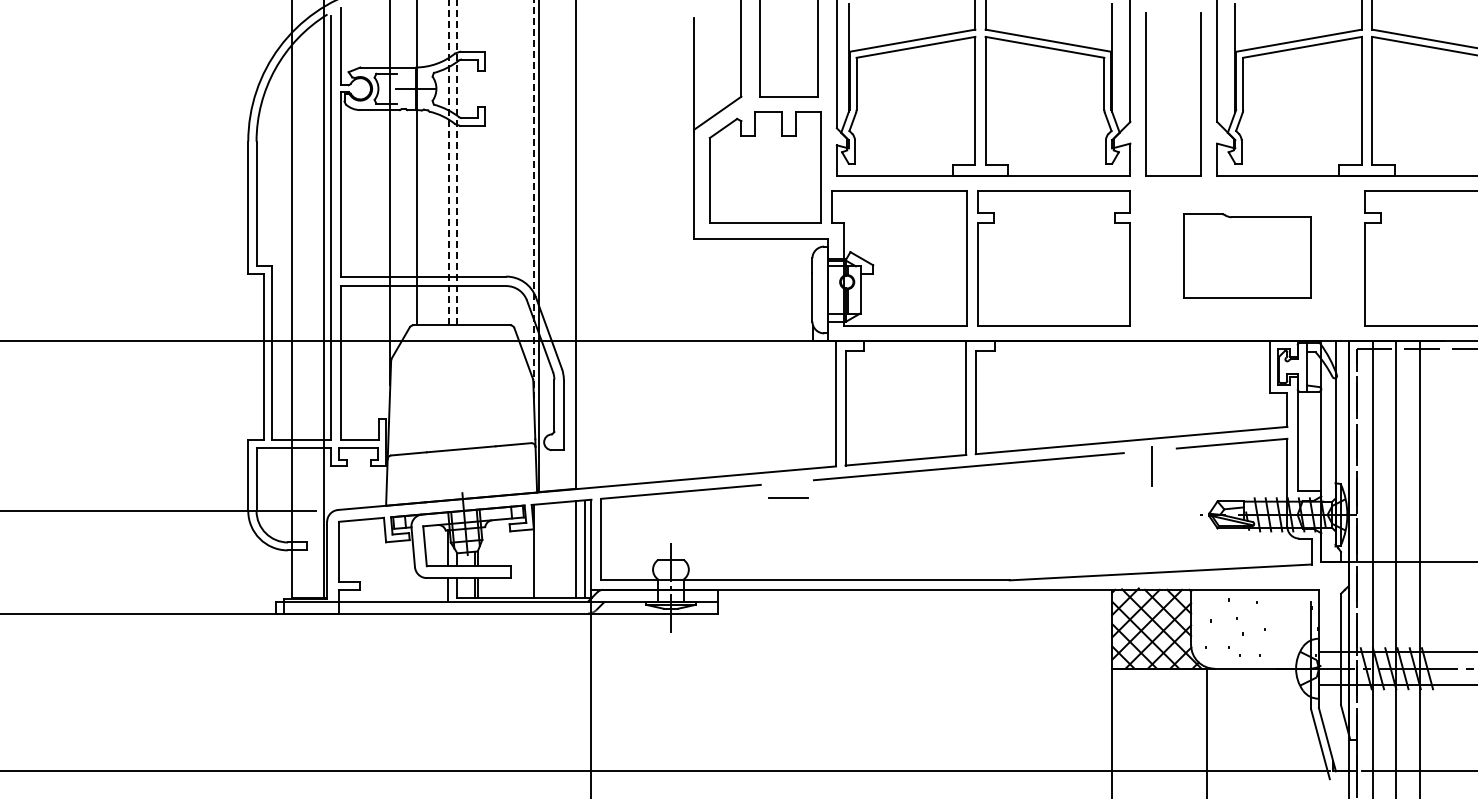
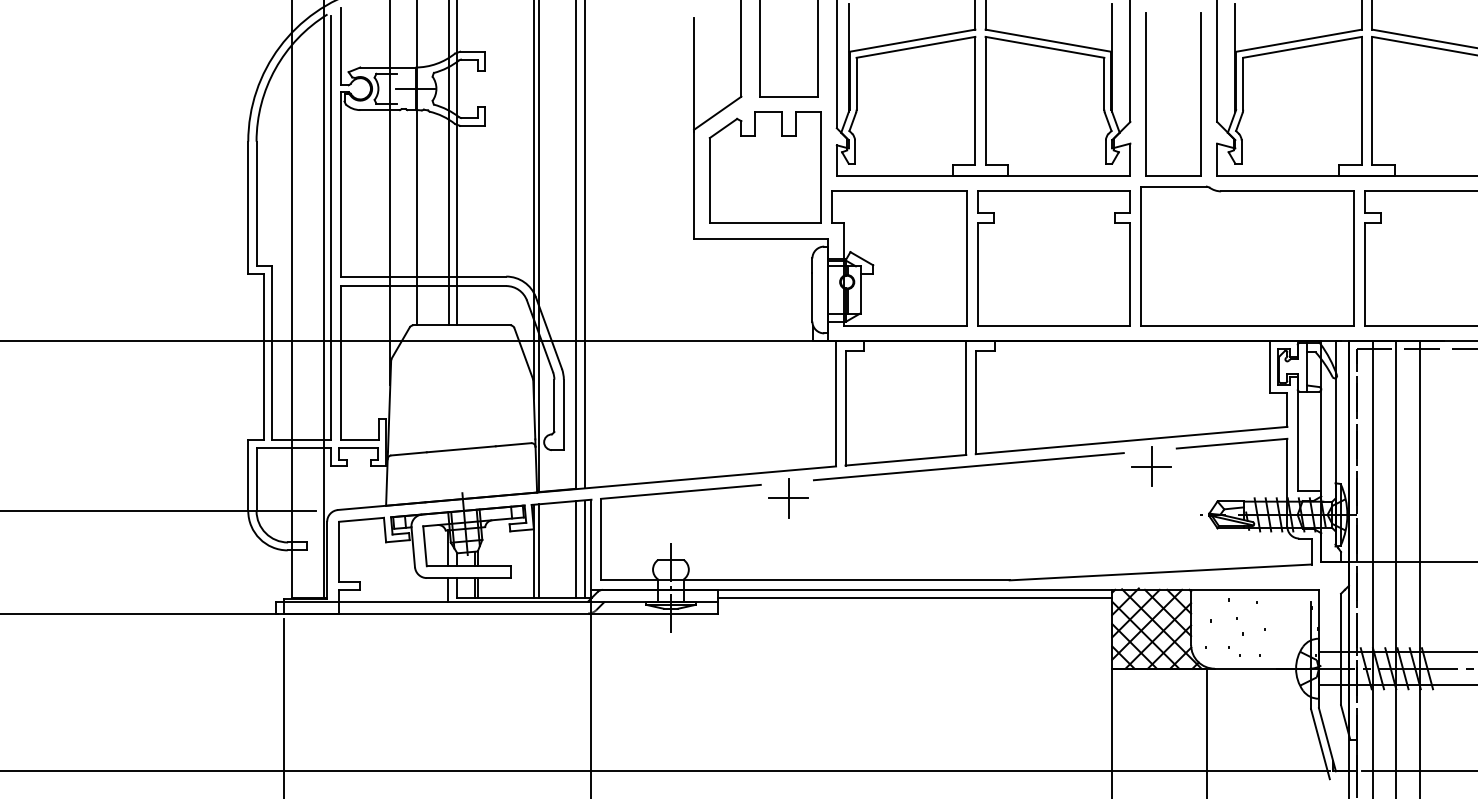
line: dashed -> solid (449, 162)
line: dashed -> solid (457, 162)
line: dashed -> solid (533, 199)
line: none -> present (585, 245)
part size: 129x86 px -> 215x142 px (1247, 255)
line: none -> present (1151, 466)
line: none -> present (788, 498)
line: none -> present (538, 550)
line: none -> present (915, 597)
line: none -> present (283, 707)
